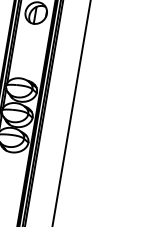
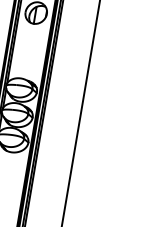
line position: (71, 112) -> (80, 112) (80, 112)
